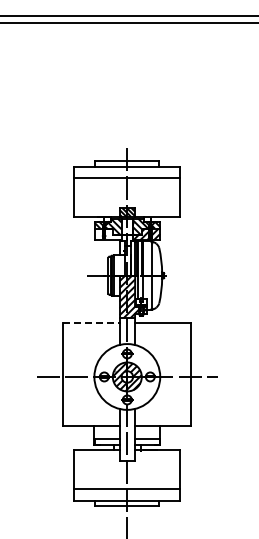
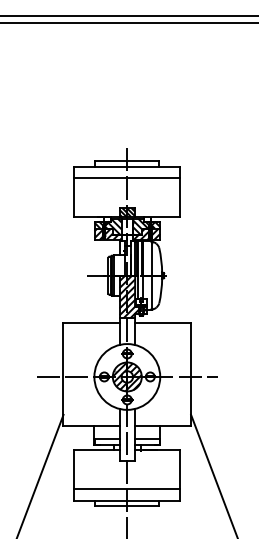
hatch: none -> present (107, 234)
line: dashed -> solid (91, 323)
line: none -> present (40, 474)
line: none -> present (213, 474)
